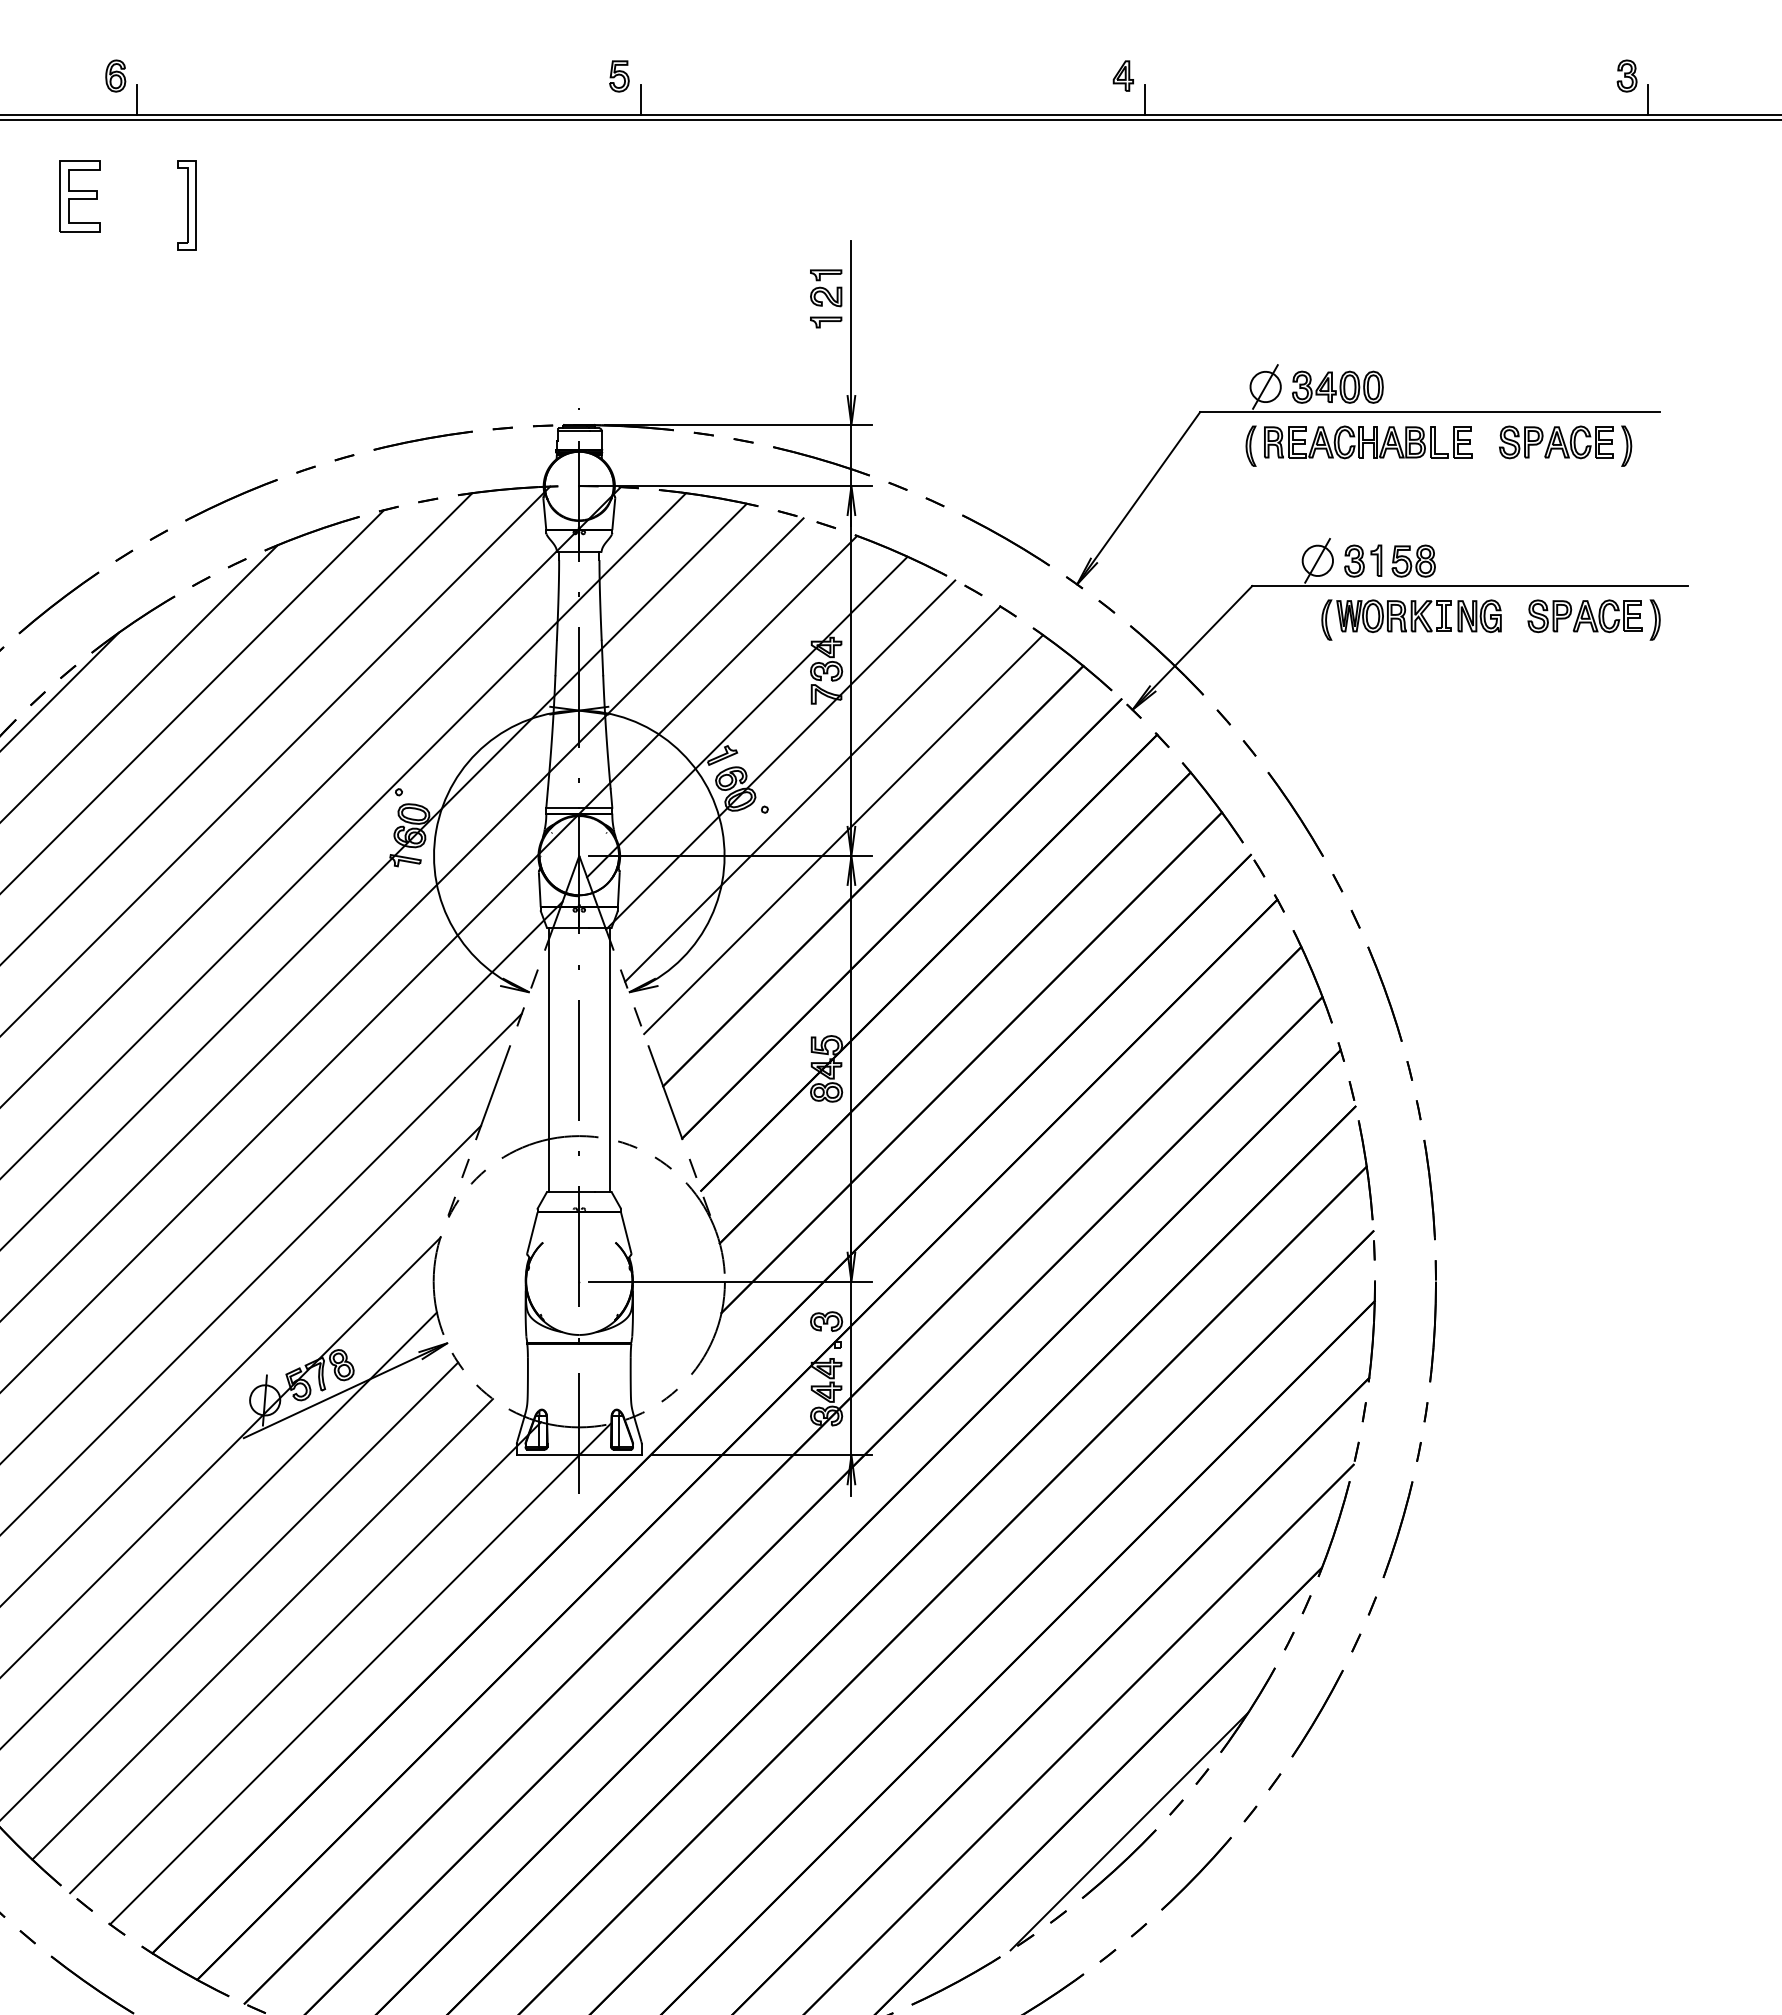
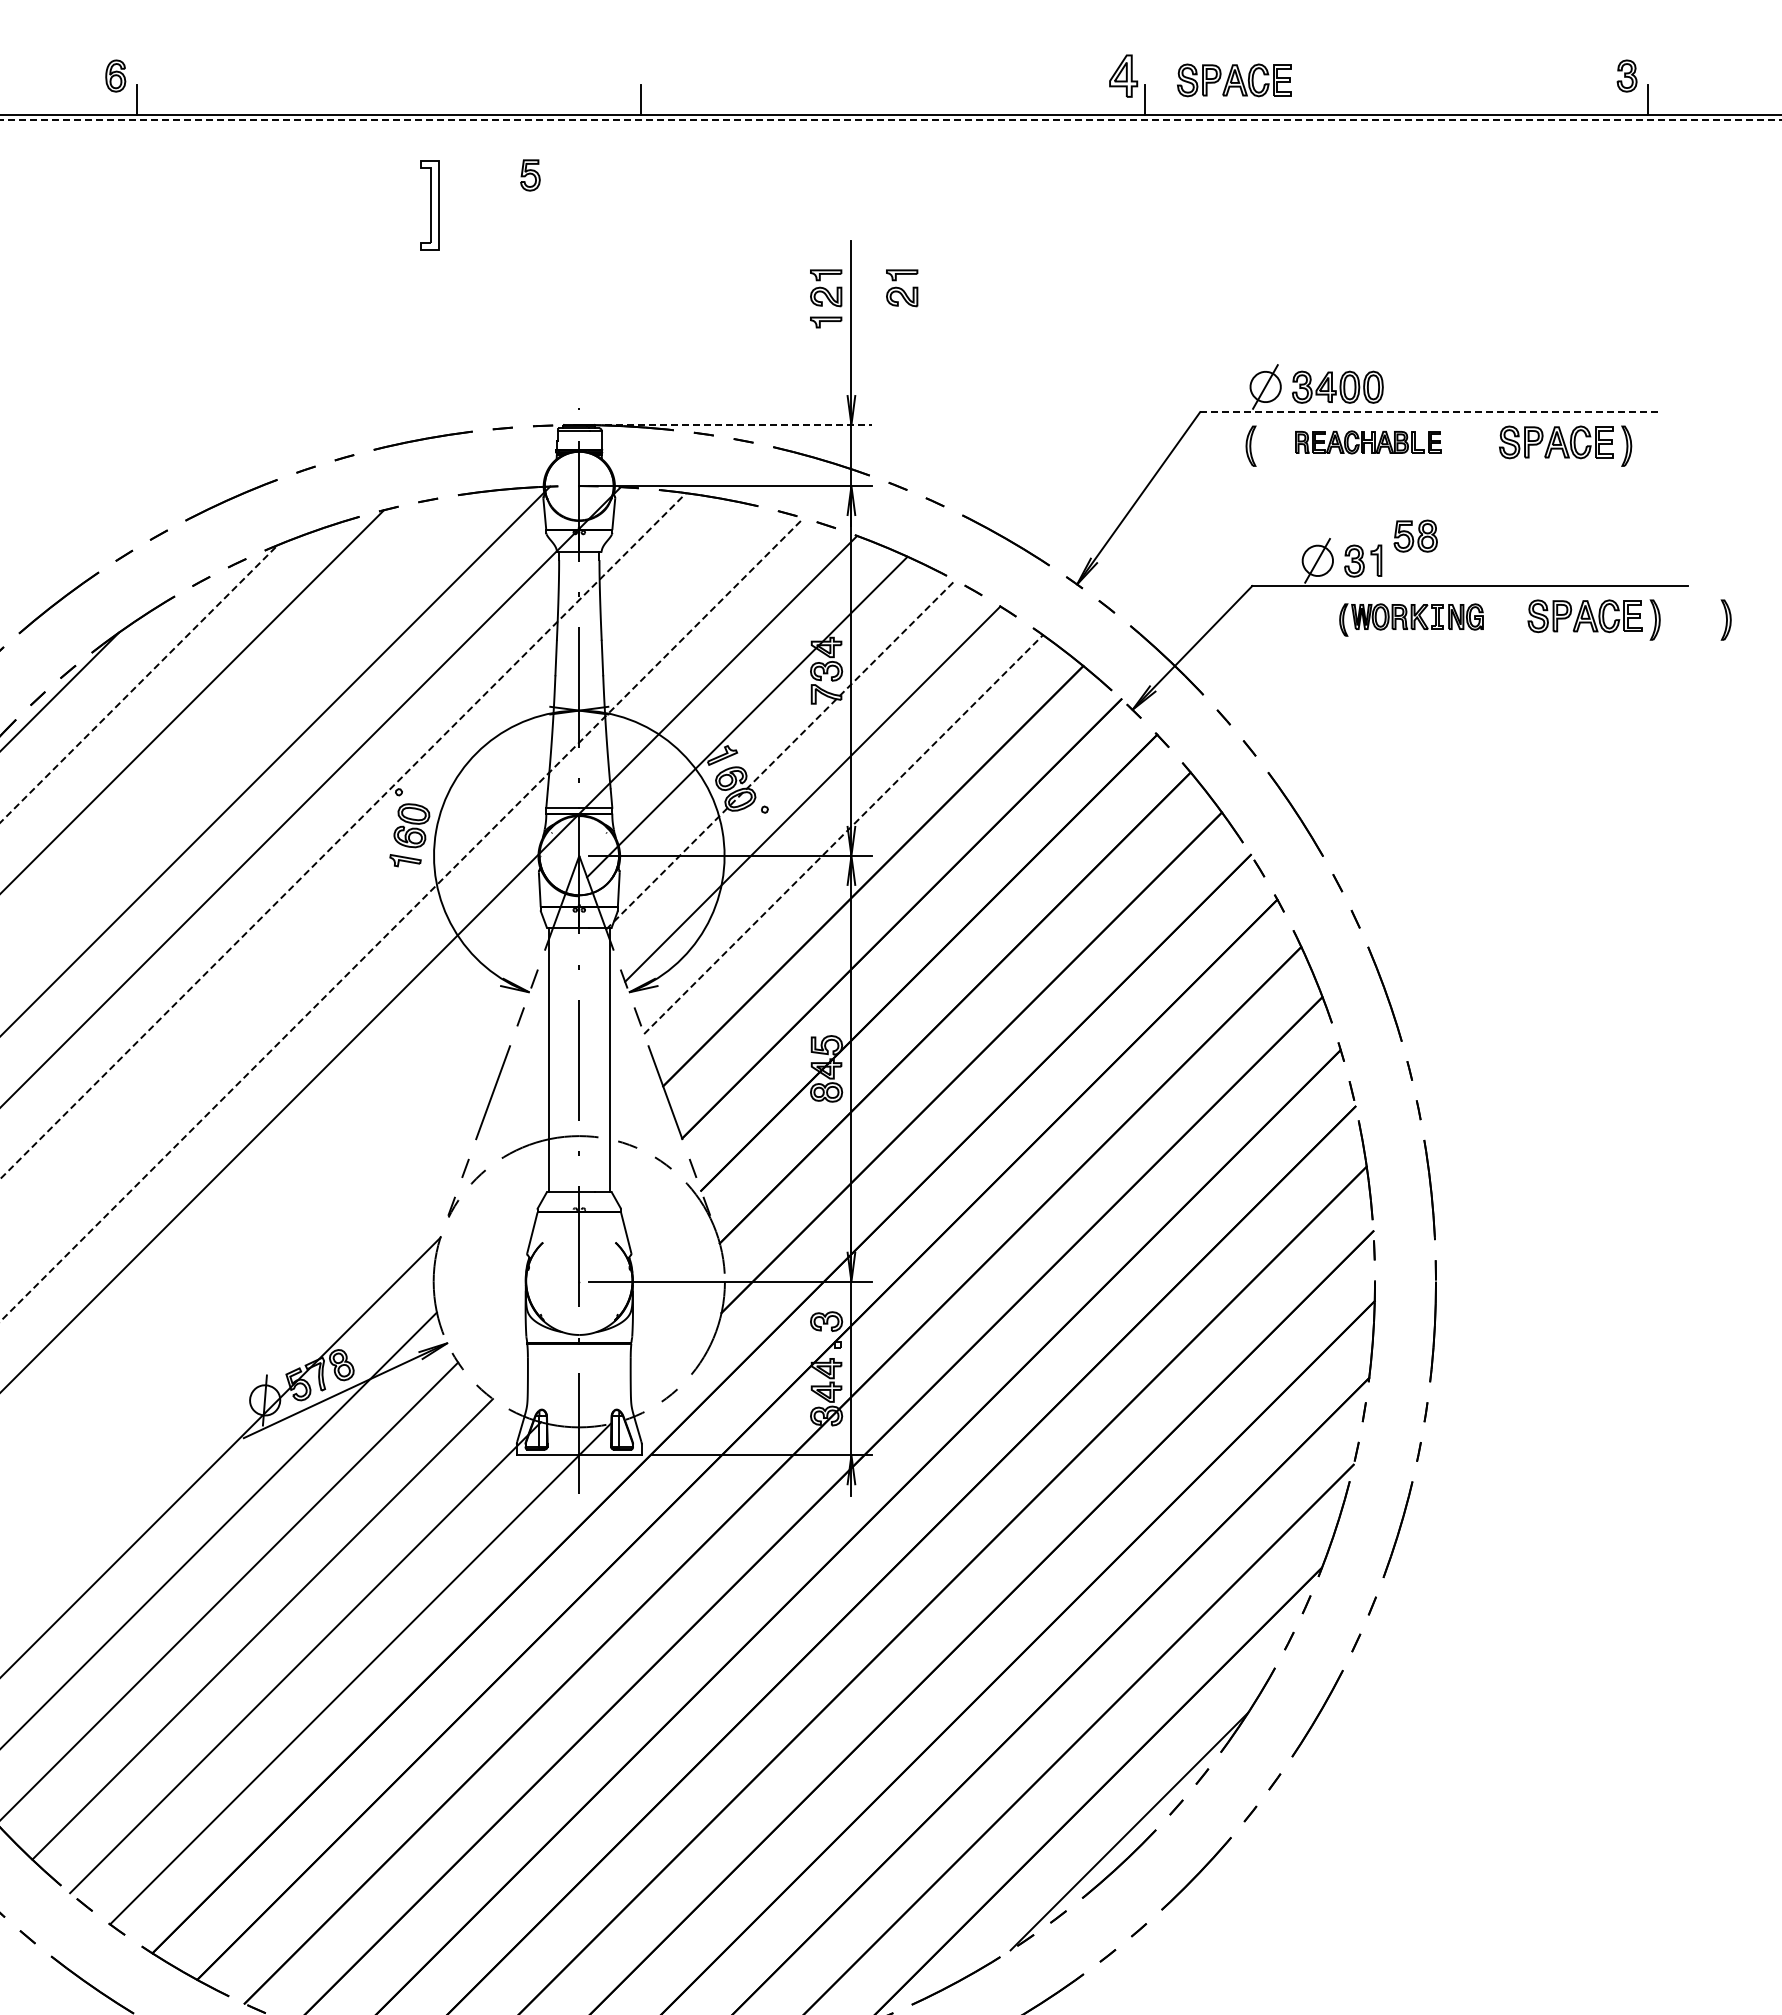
part size: 22x32 px -> 30x44 px (1123, 75)
part position: (619, 76) -> (530, 175) (530, 175)
part: none -> present (1234, 80)
line: solid -> dashed (891, 120)
part: present -> none (79, 196)
part position: (186, 205) -> (429, 205) (429, 205)
part: none -> present (902, 288)
line: solid -> dashed (1429, 412)
line: solid -> dashed (738, 425)
part size: 209x35 px -> 147x25 px (1368, 442)
part position: (1413, 560) -> (1415, 535) (1415, 535)
part size: 181x42 px -> 145x34 px (1411, 619)
part: none -> present (1725, 619)
line: solid -> dashed (139, 683)
line: present -> none (237, 728)
line: solid -> dashed (780, 755)
line: solid -> dashed (843, 834)
line: solid -> dashed (343, 835)
line: present -> none (374, 875)
line: solid -> dashed (402, 919)
line: present -> none (282, 1181)
line: present -> none (261, 1273)
line: present -> none (241, 1364)
